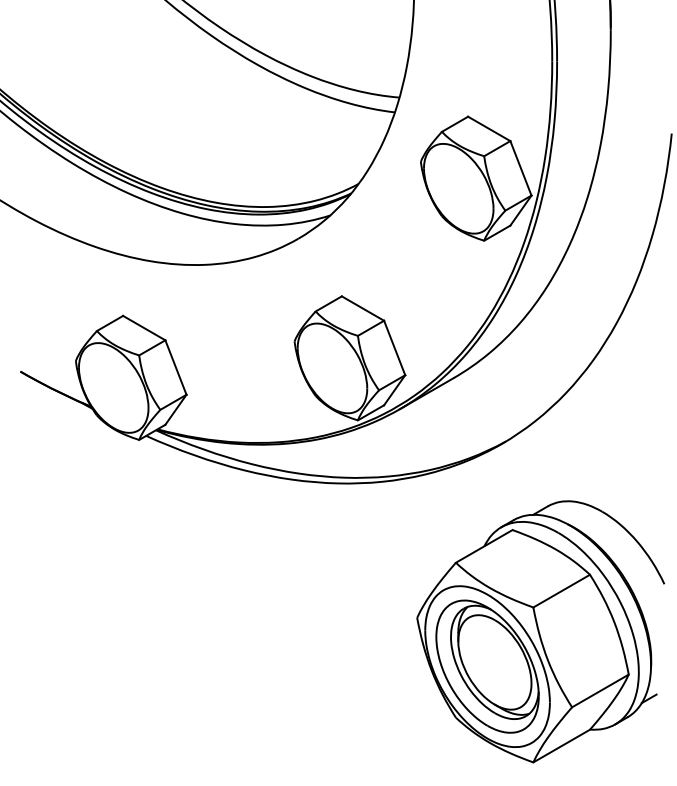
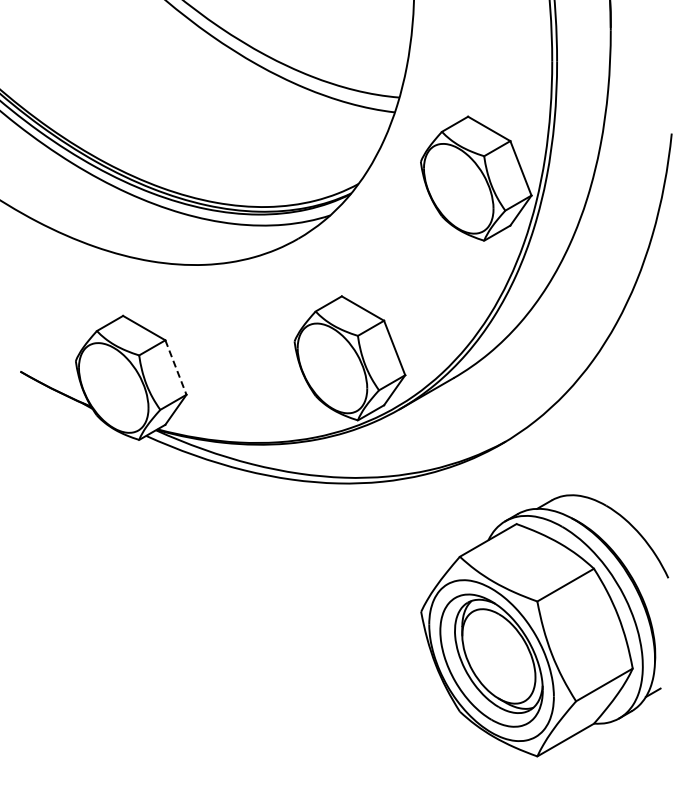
line: solid -> dashed (176, 368)
part position: (540, 631) -> (544, 625) (544, 625)
